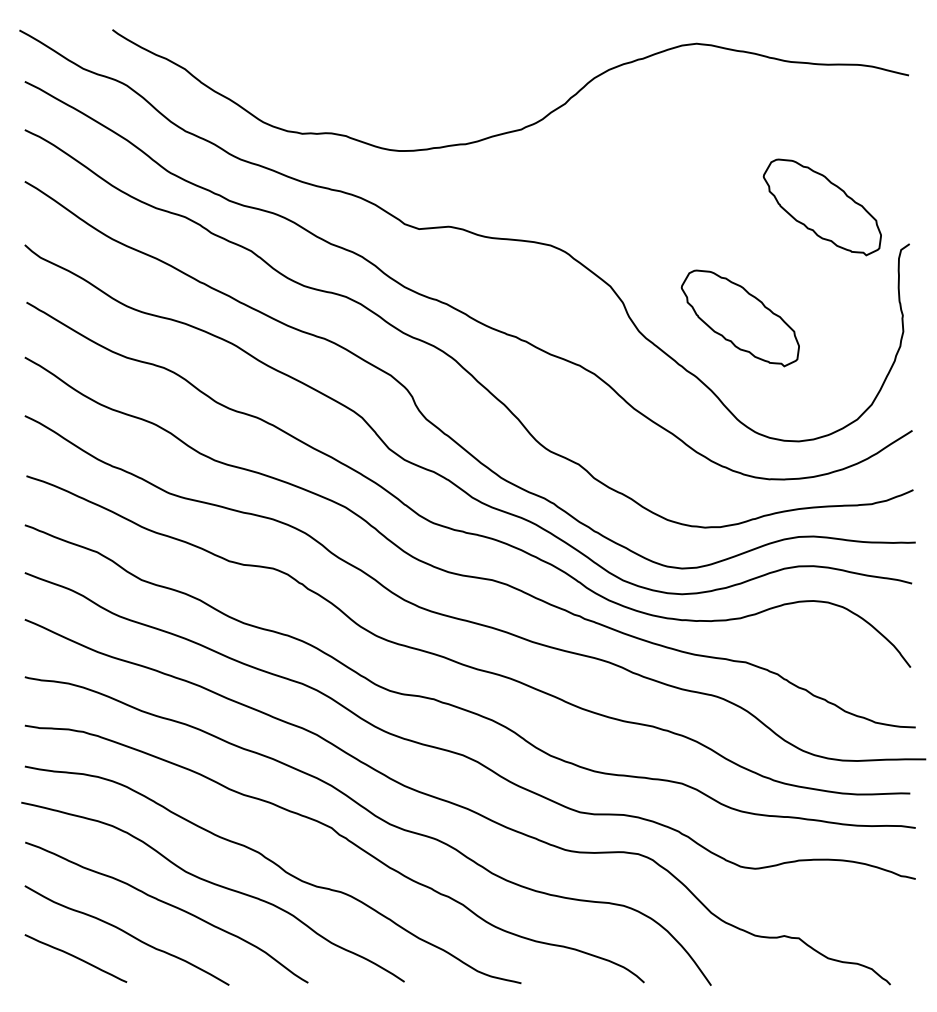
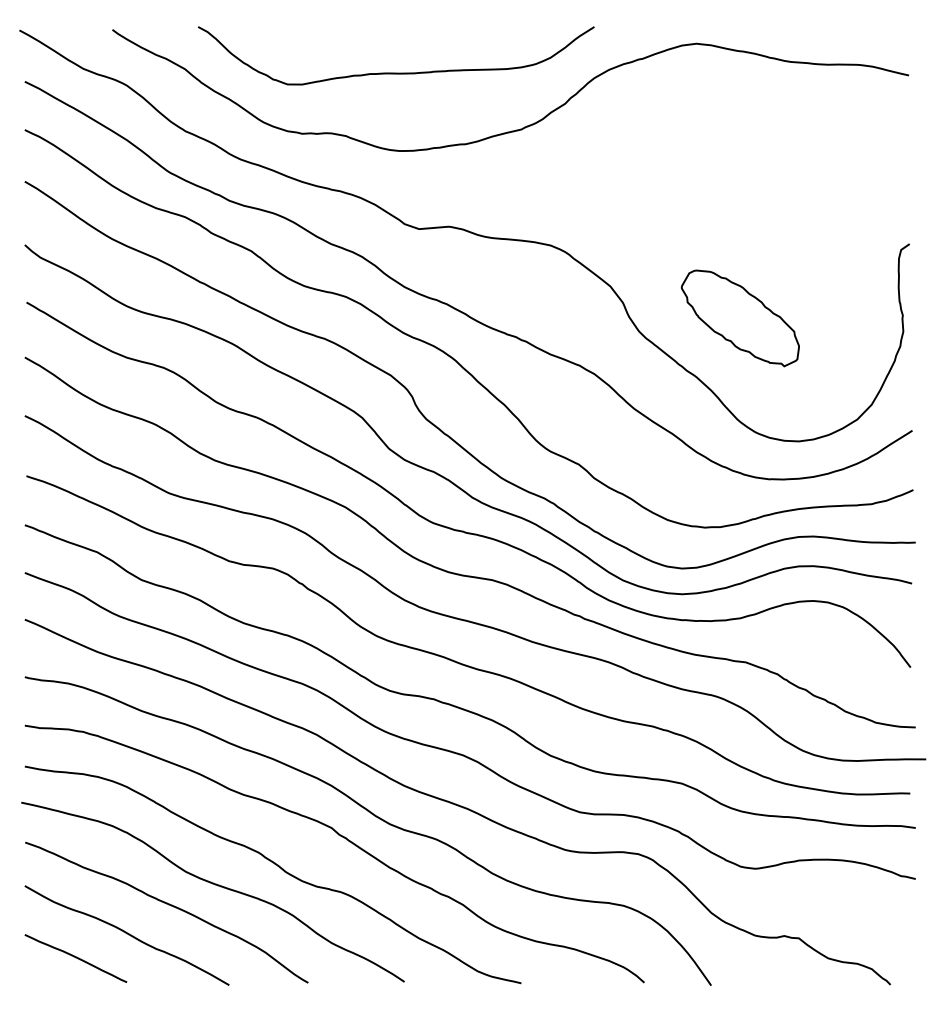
curve: none -> present (396, 72)
part: present -> none (821, 207)
